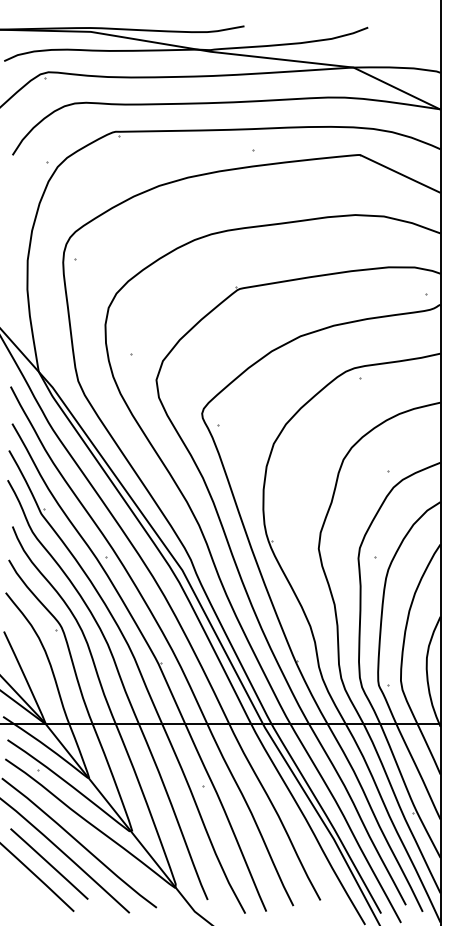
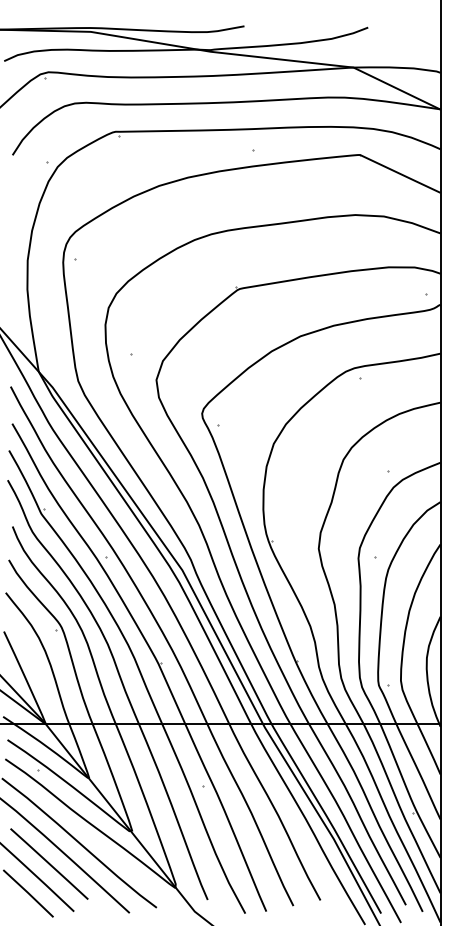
line: none -> present (28, 893)
